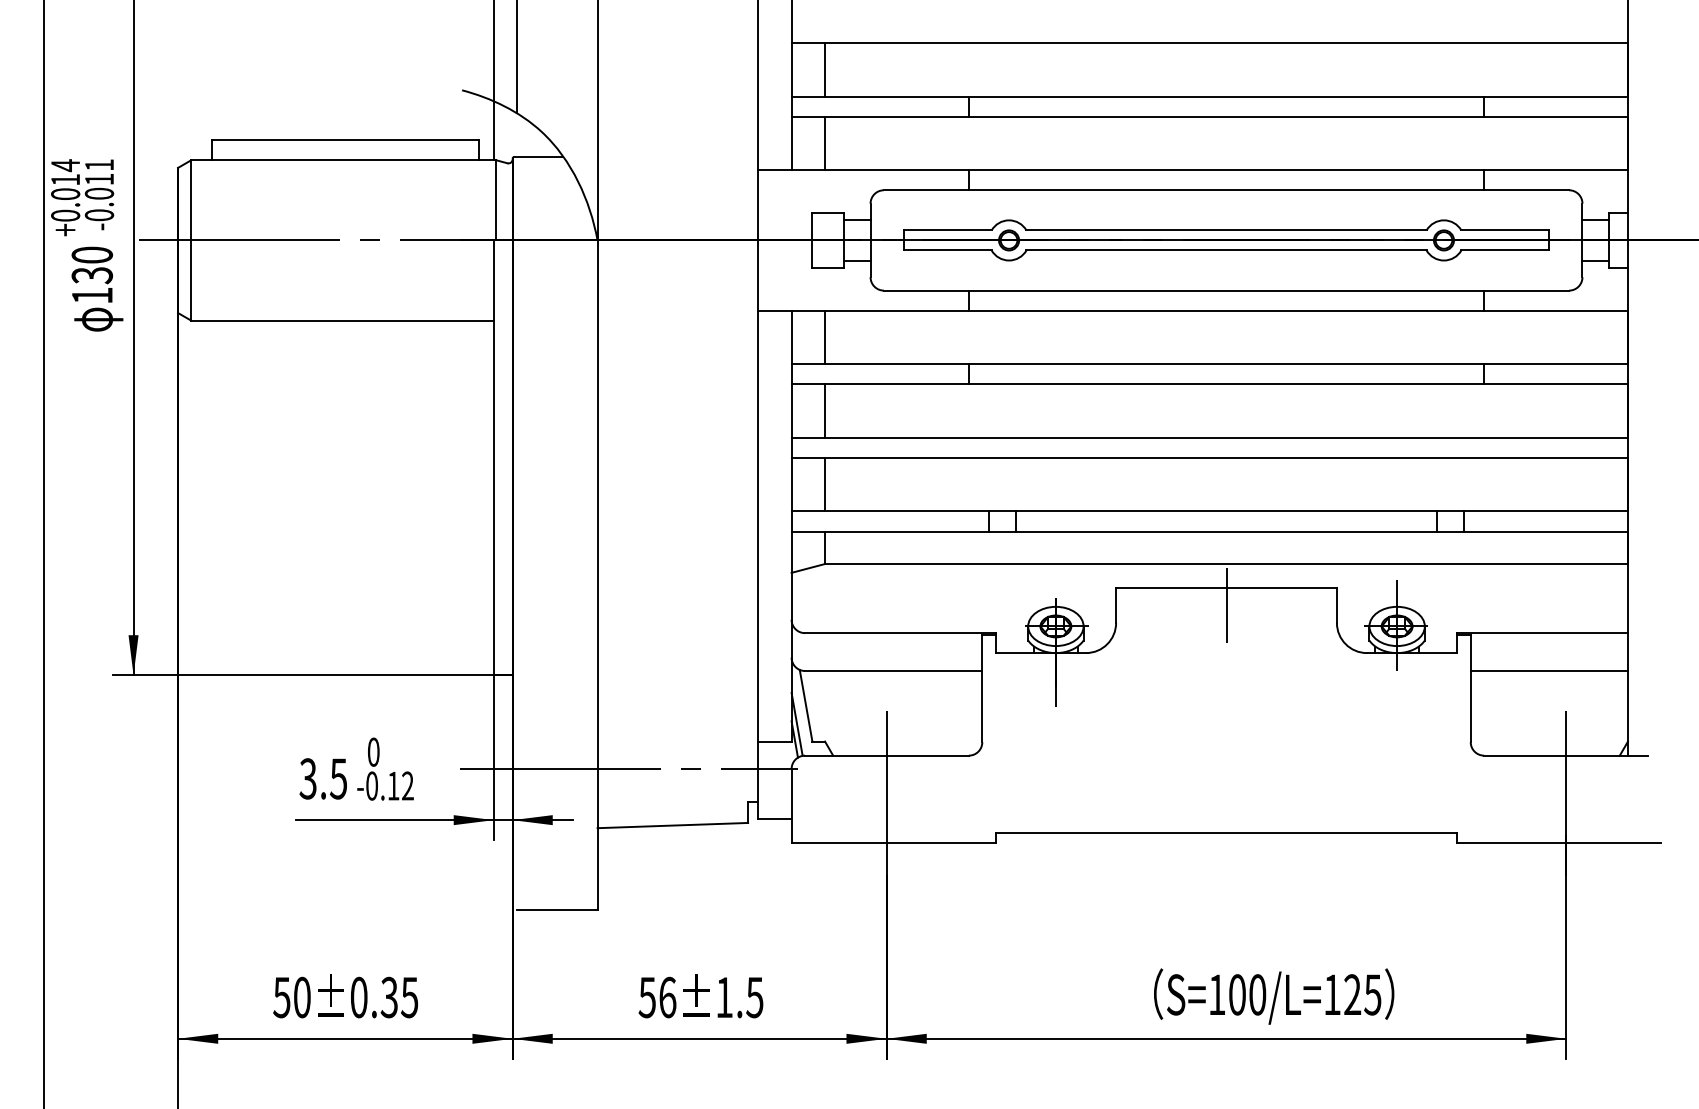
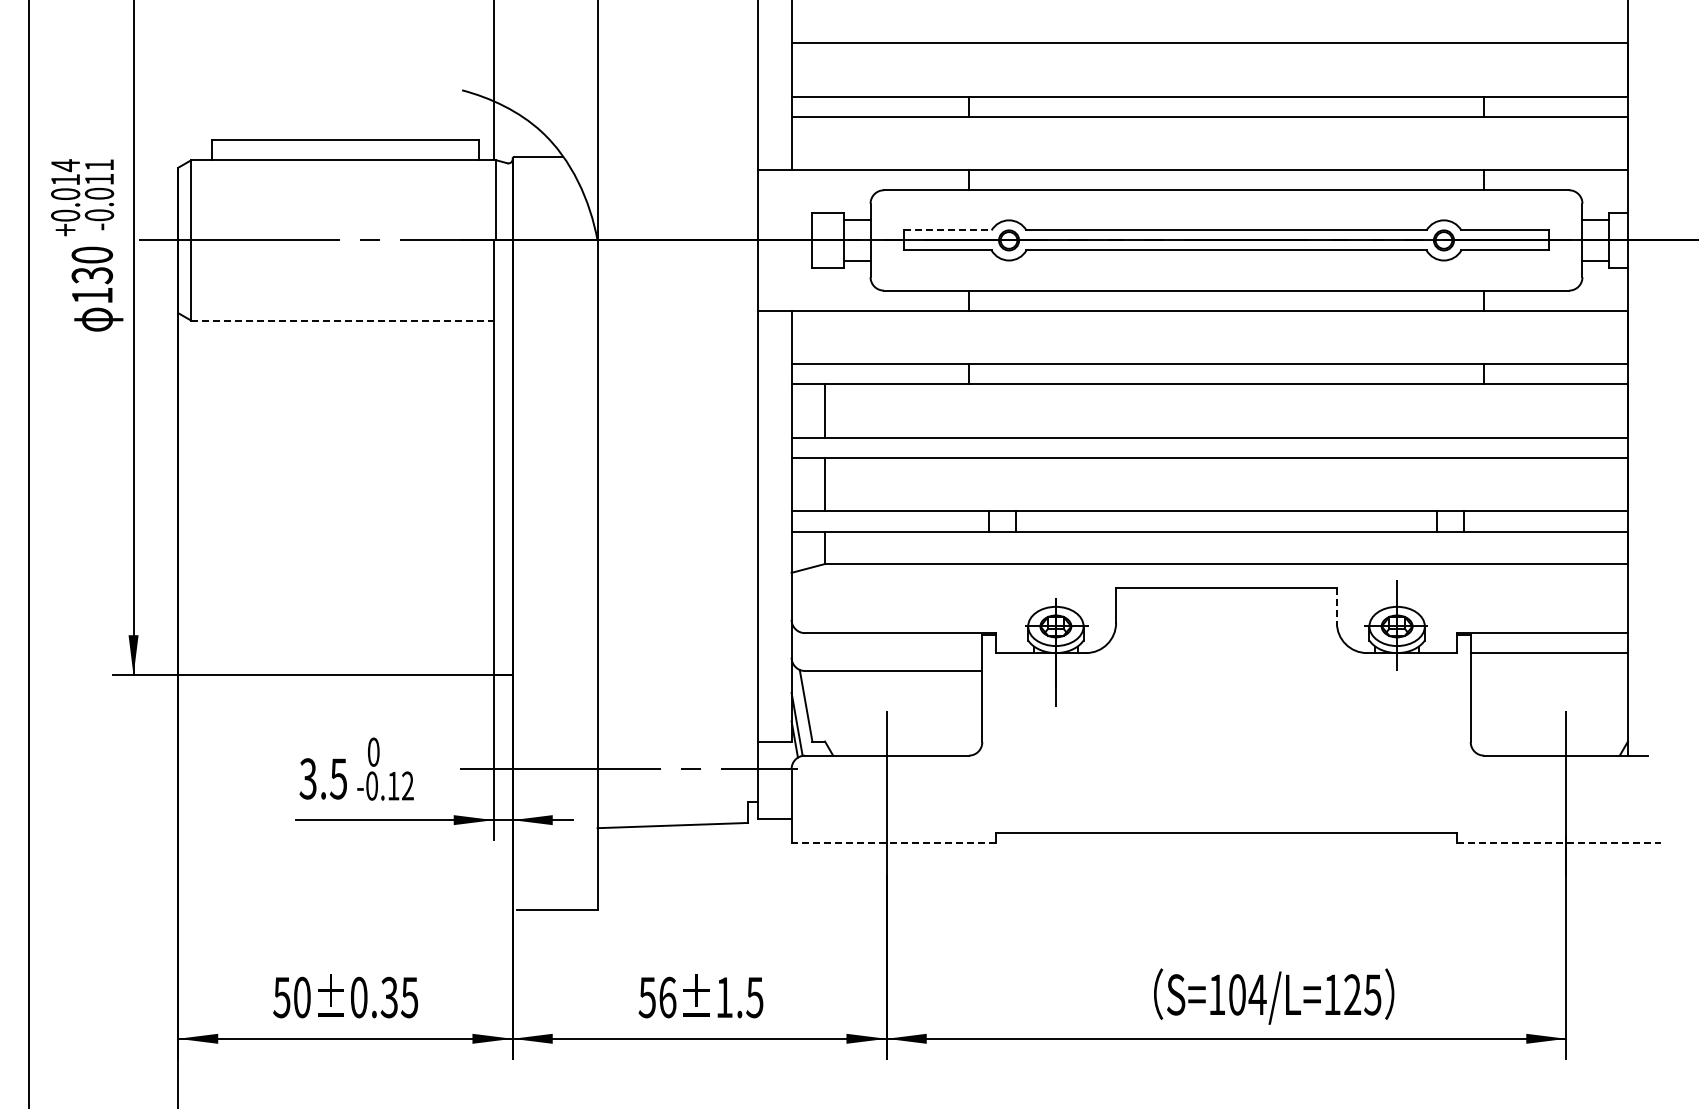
line: present -> none (517, 57)
line: present -> none (825, 69)
line: present -> none (825, 143)
line: solid -> dashed (947, 230)
line: solid -> dashed (343, 320)
line: present -> none (825, 337)
line position: (44, 553) -> (29, 553) (29, 553)
line: present -> none (1226, 605)
line: solid -> dashed (1336, 606)
line position: (1548, 671) -> (1548, 653) (1548, 653)
line: solid -> dashed (893, 842)
line: solid -> dashed (1559, 842)
text: S=100/L=125 -> S=104/L=125 (1257, 994)
